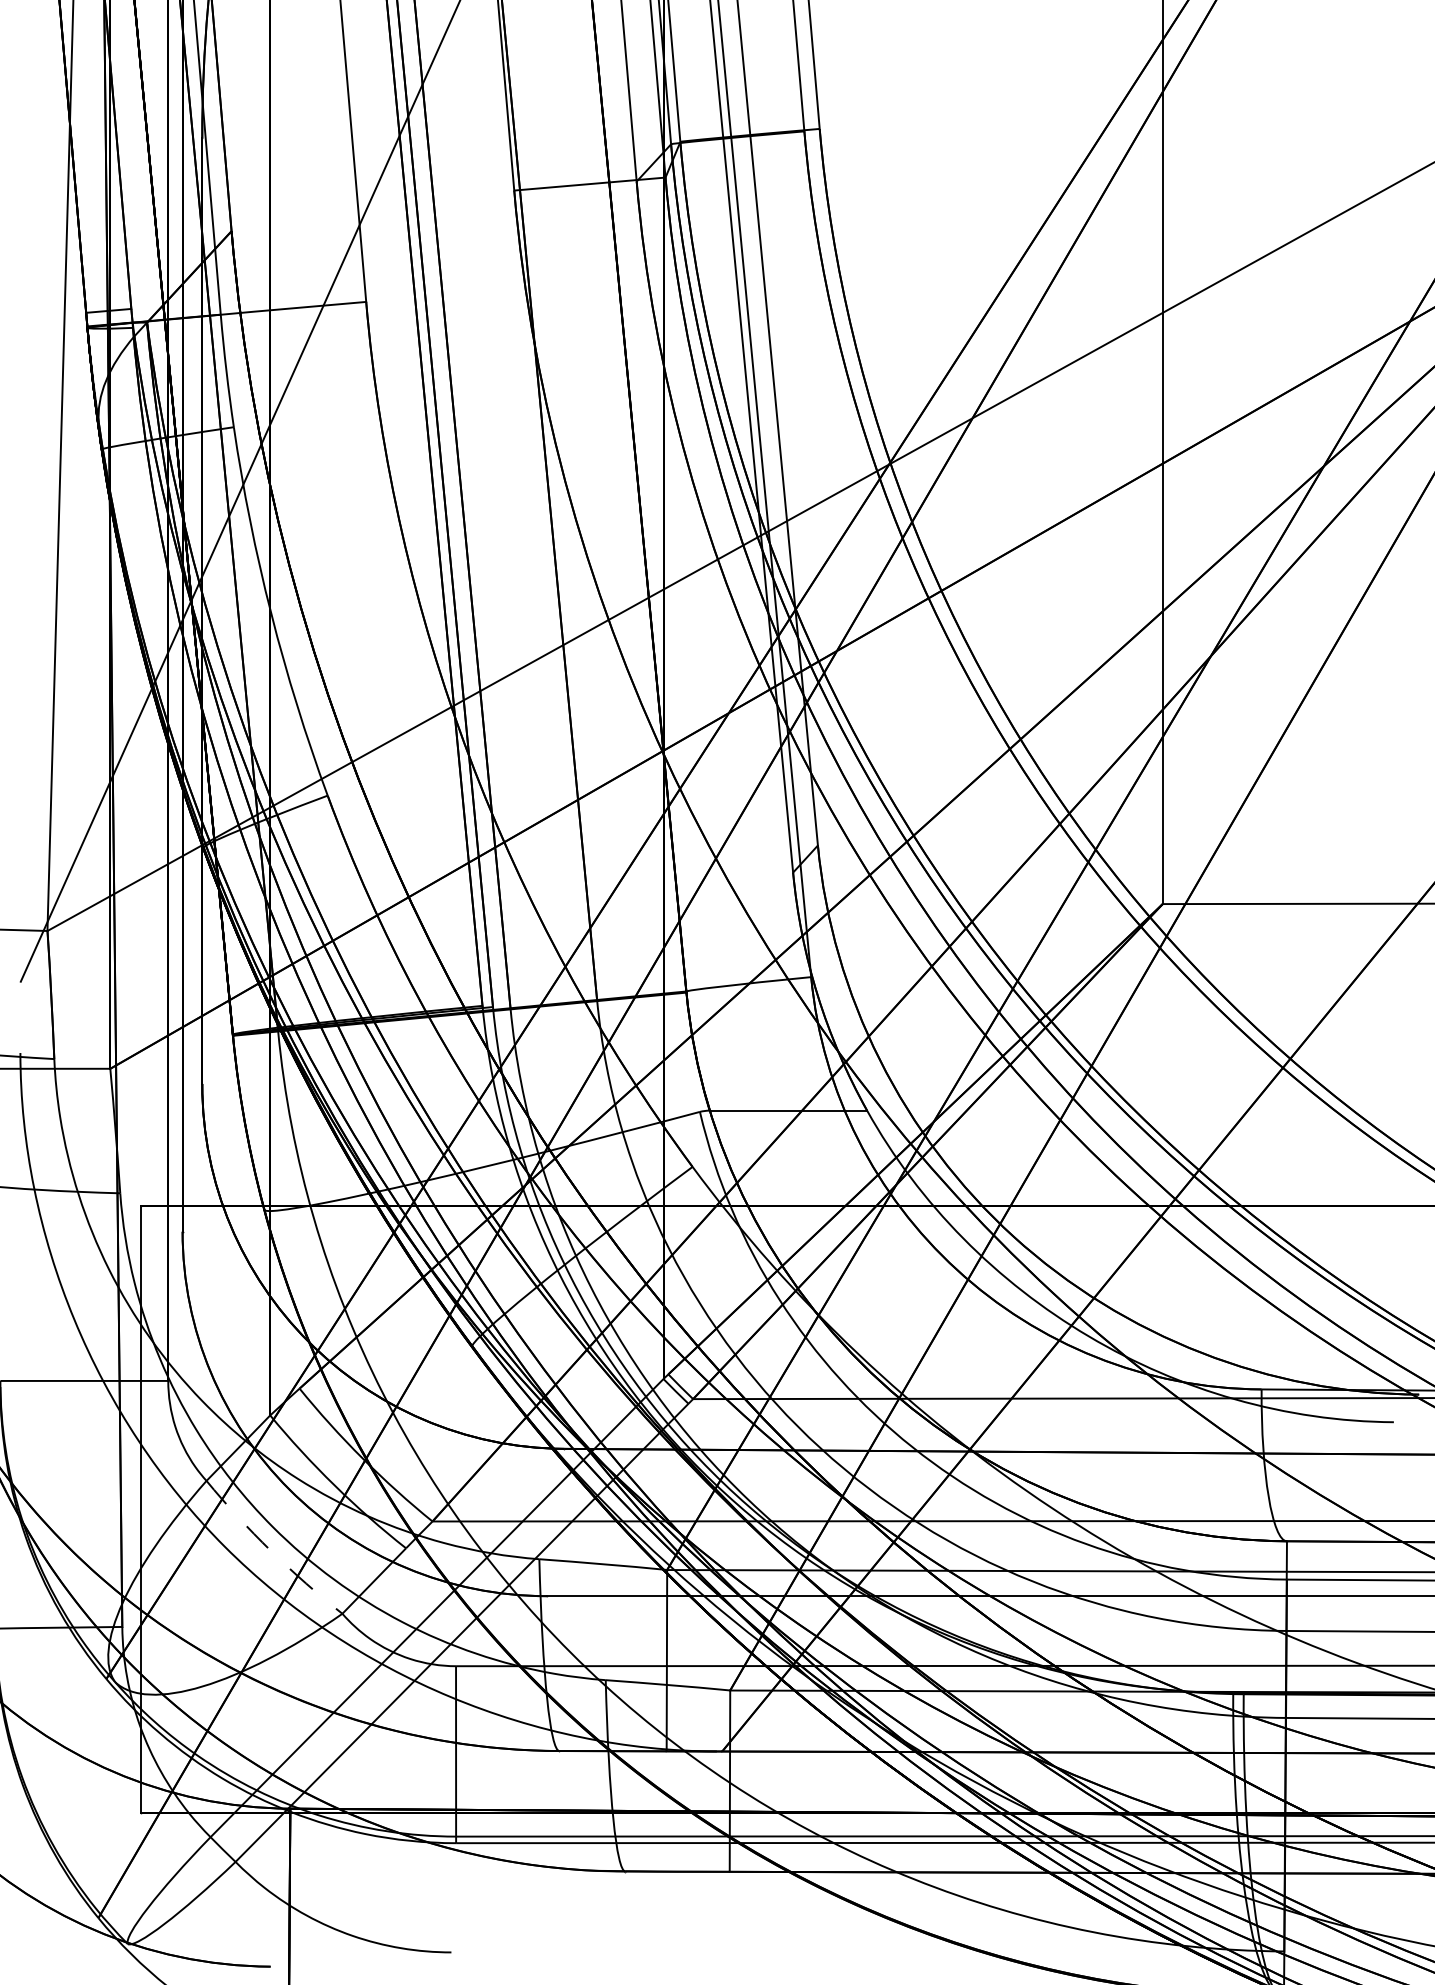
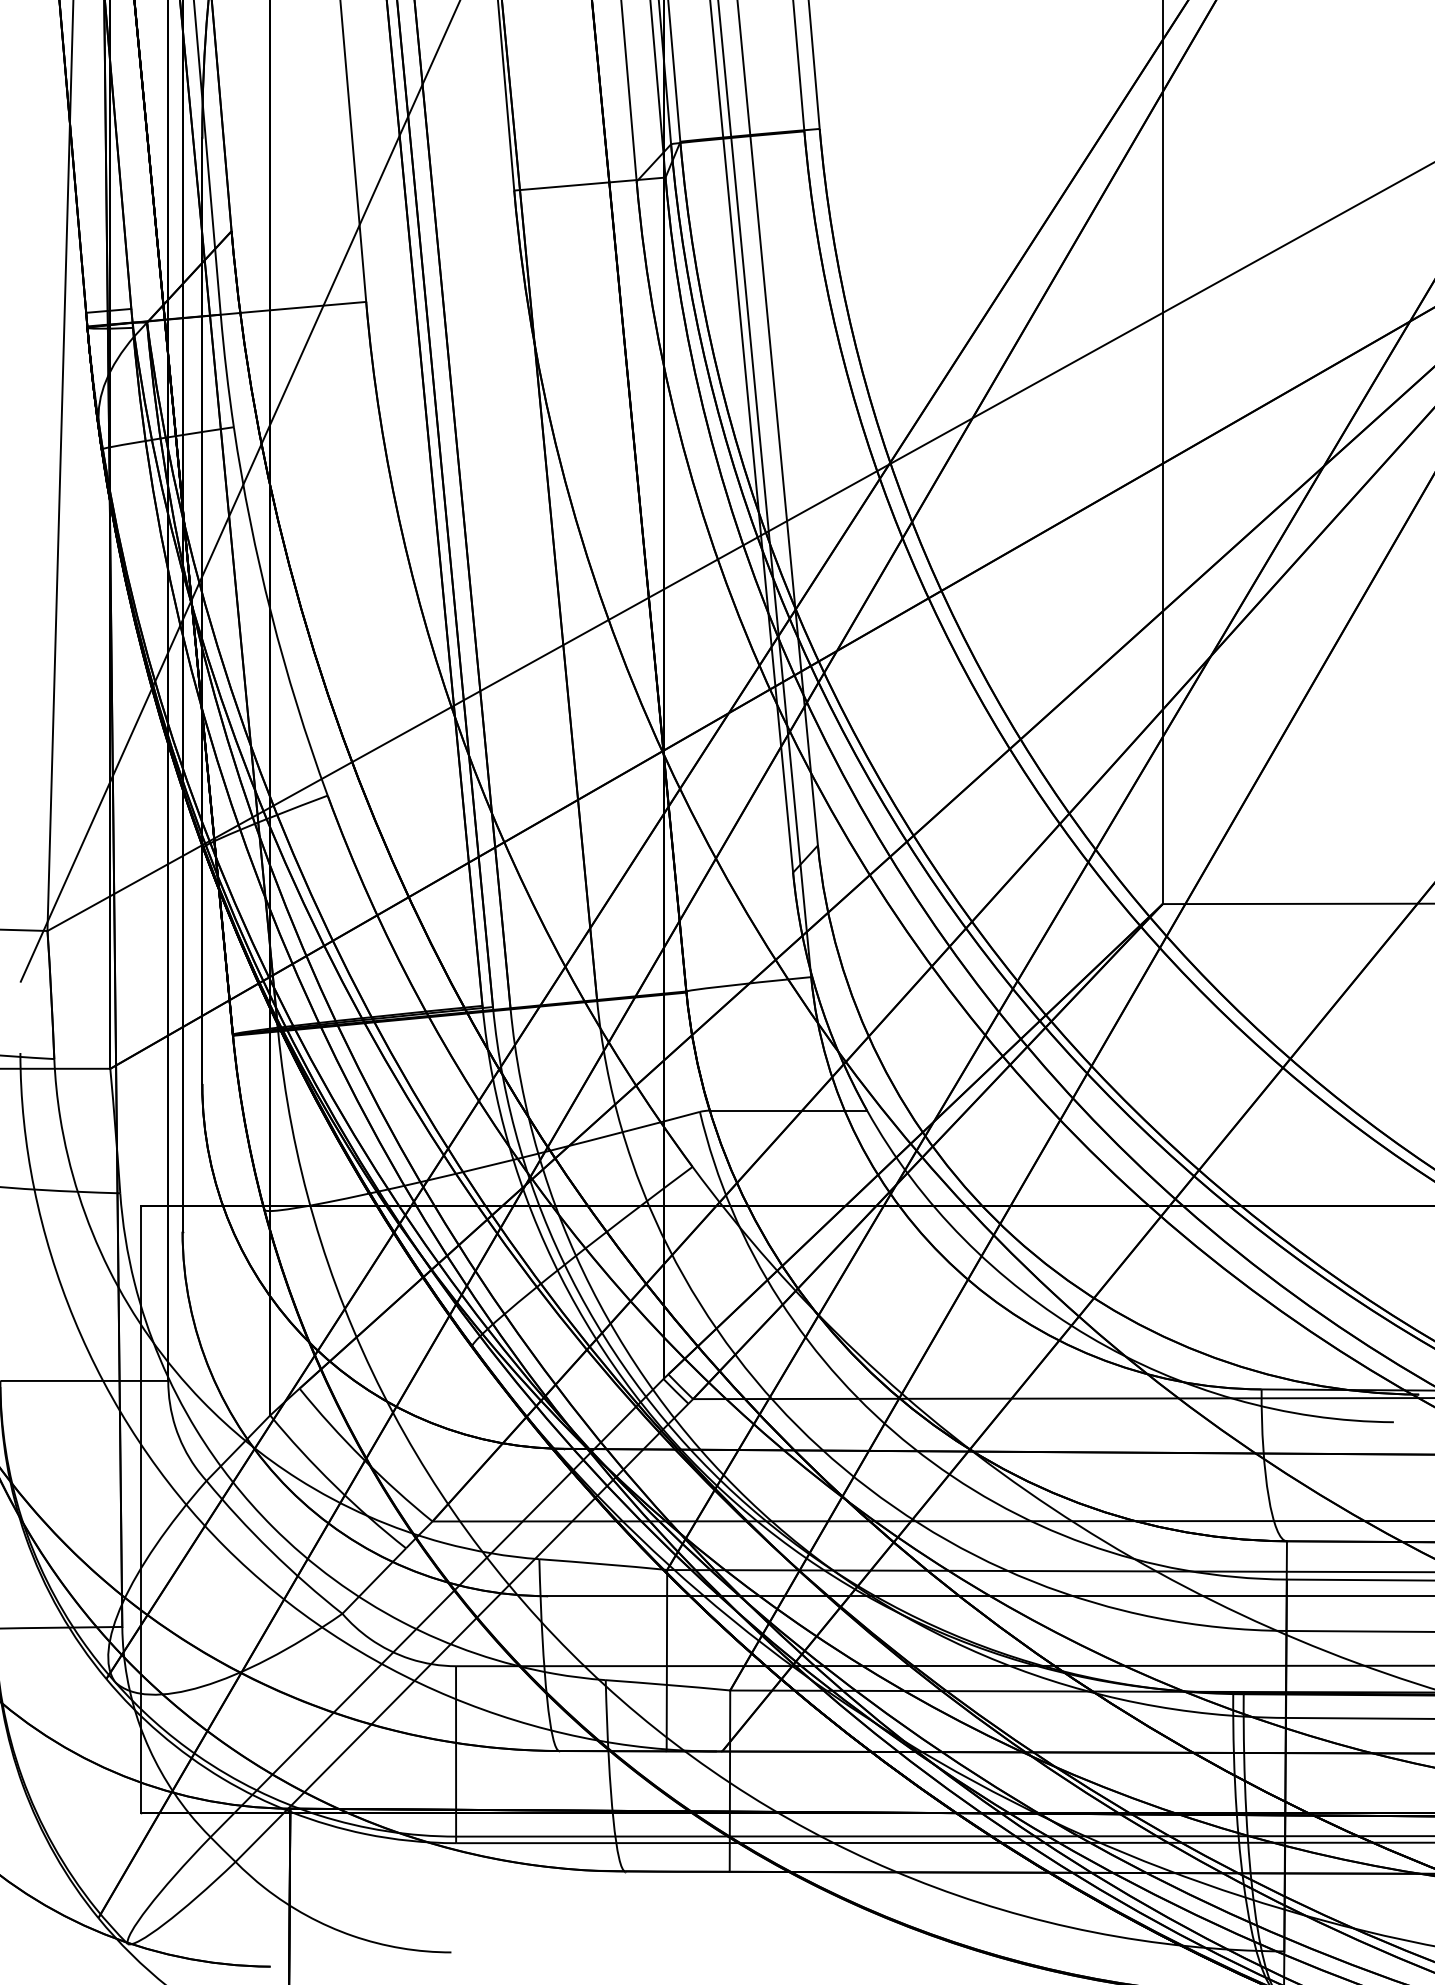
arc: dashed -> solid (270, 1550)
